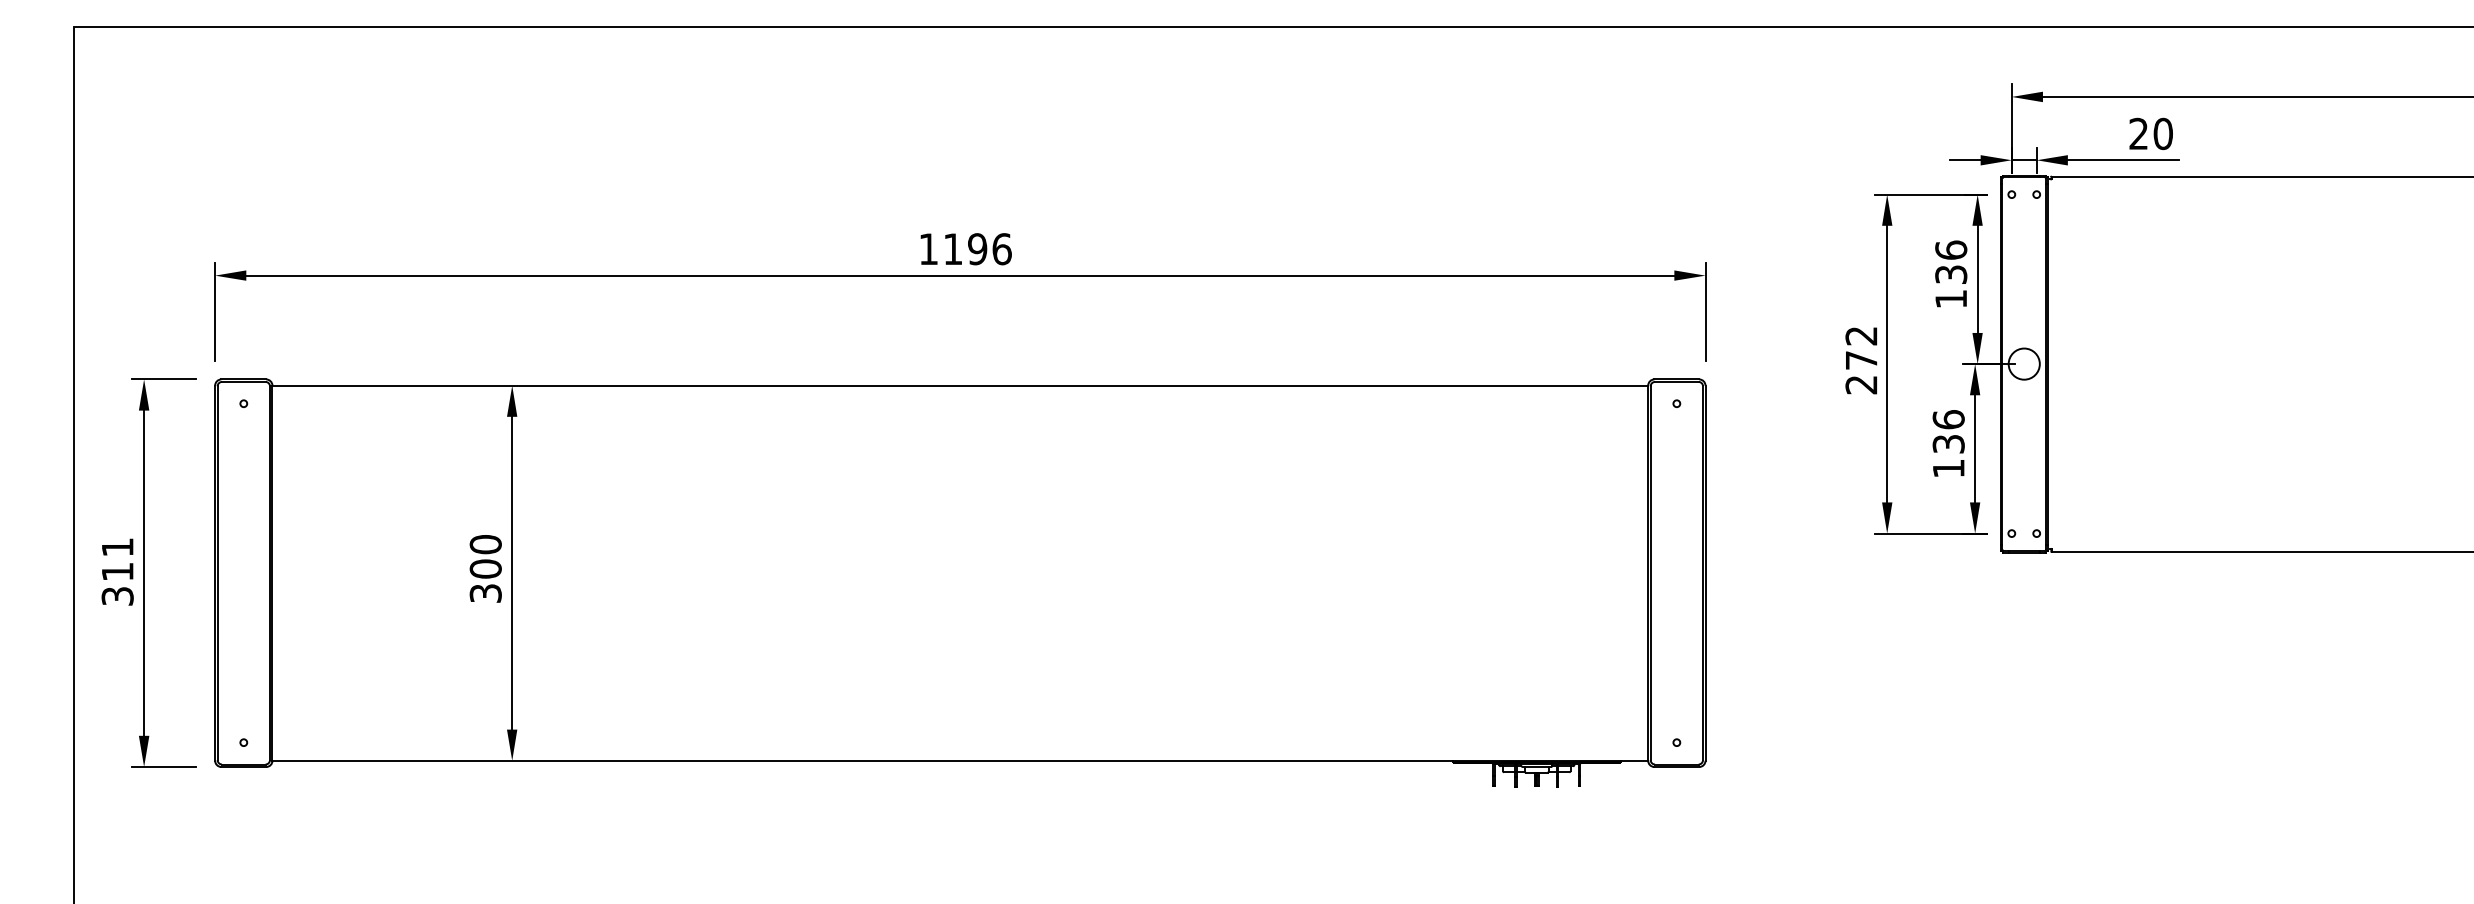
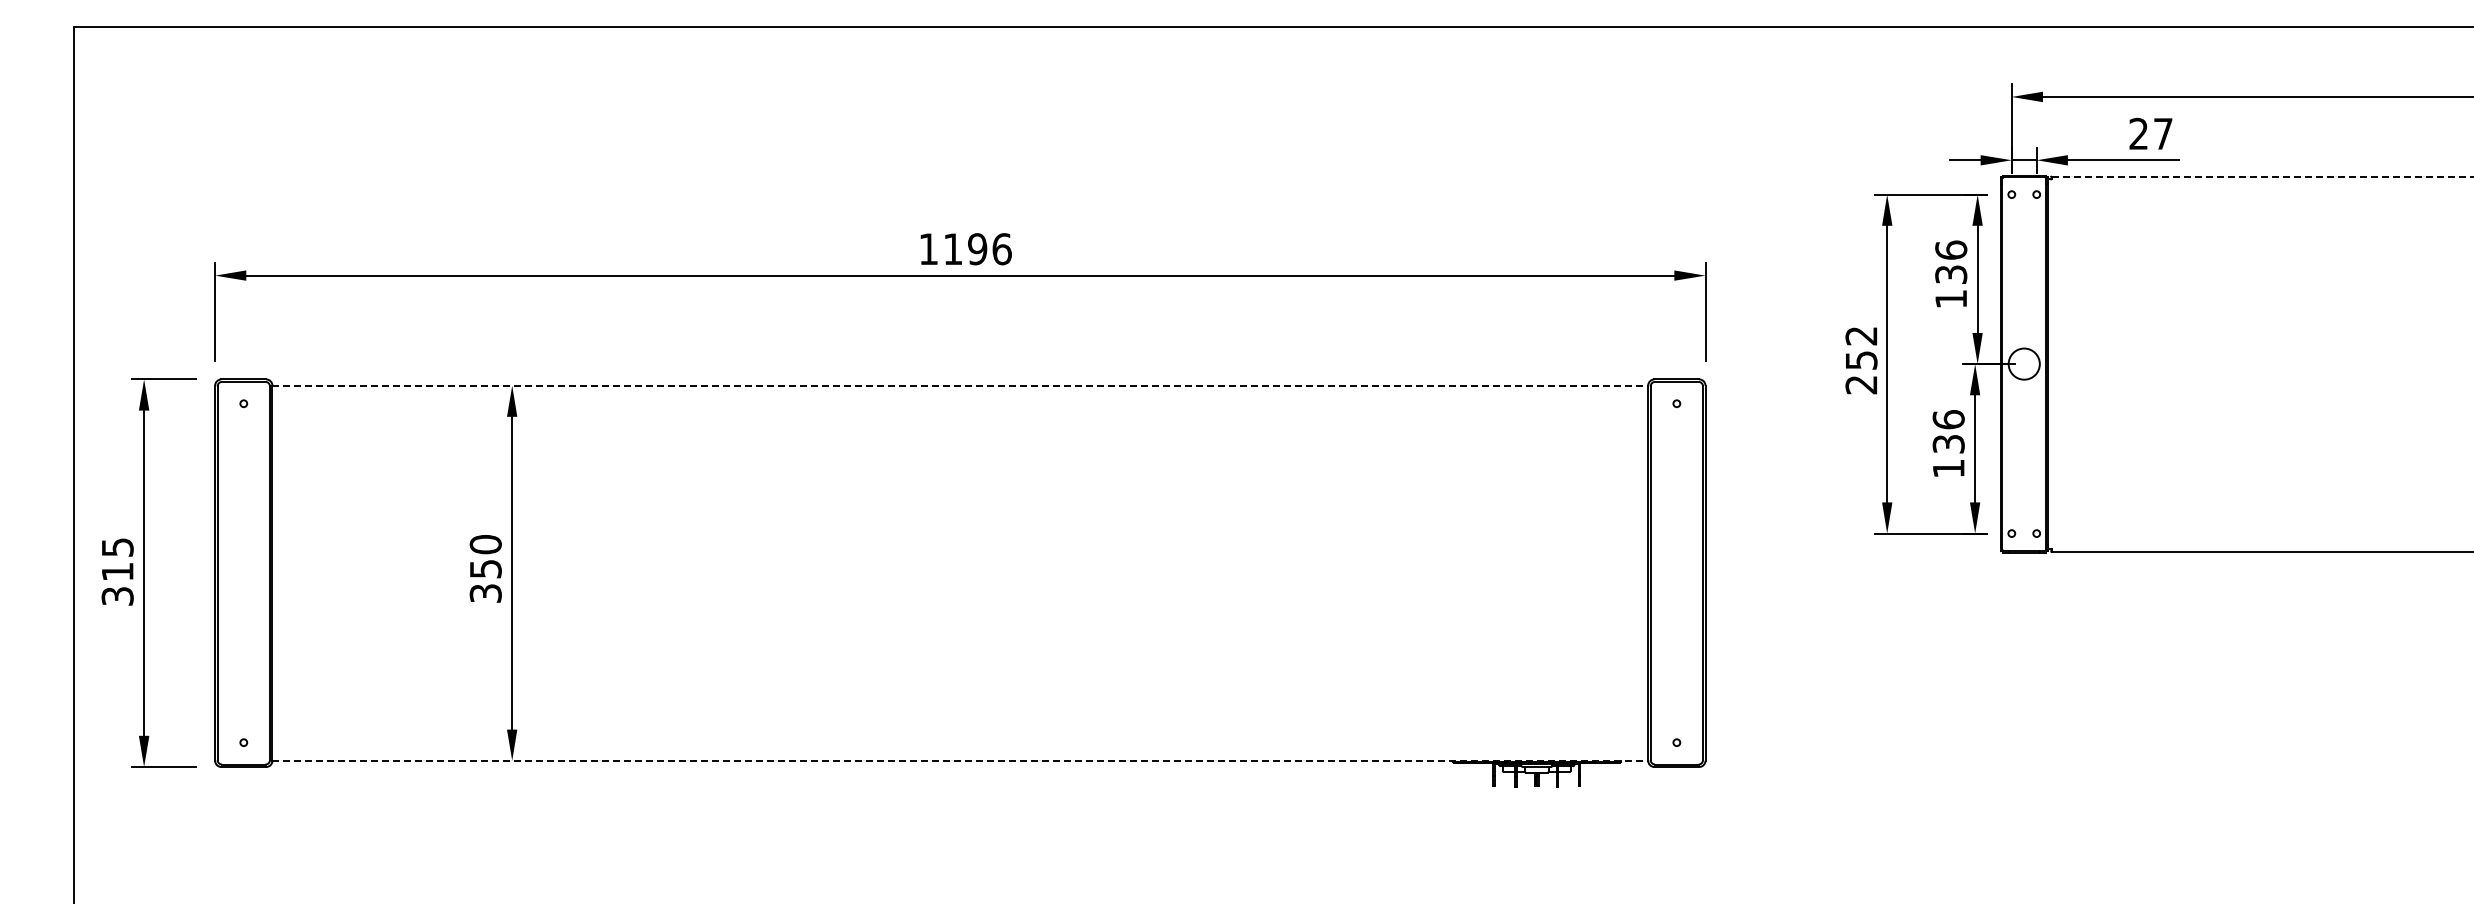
text: 20 -> 27 (2162, 133)
line: solid -> dashed (2262, 176)
text: 272 -> 252 (1861, 360)
line: solid -> dashed (960, 385)
text: 311 -> 315 (117, 547)
text: 300 -> 350 (485, 568)
line: solid -> dashed (960, 760)
